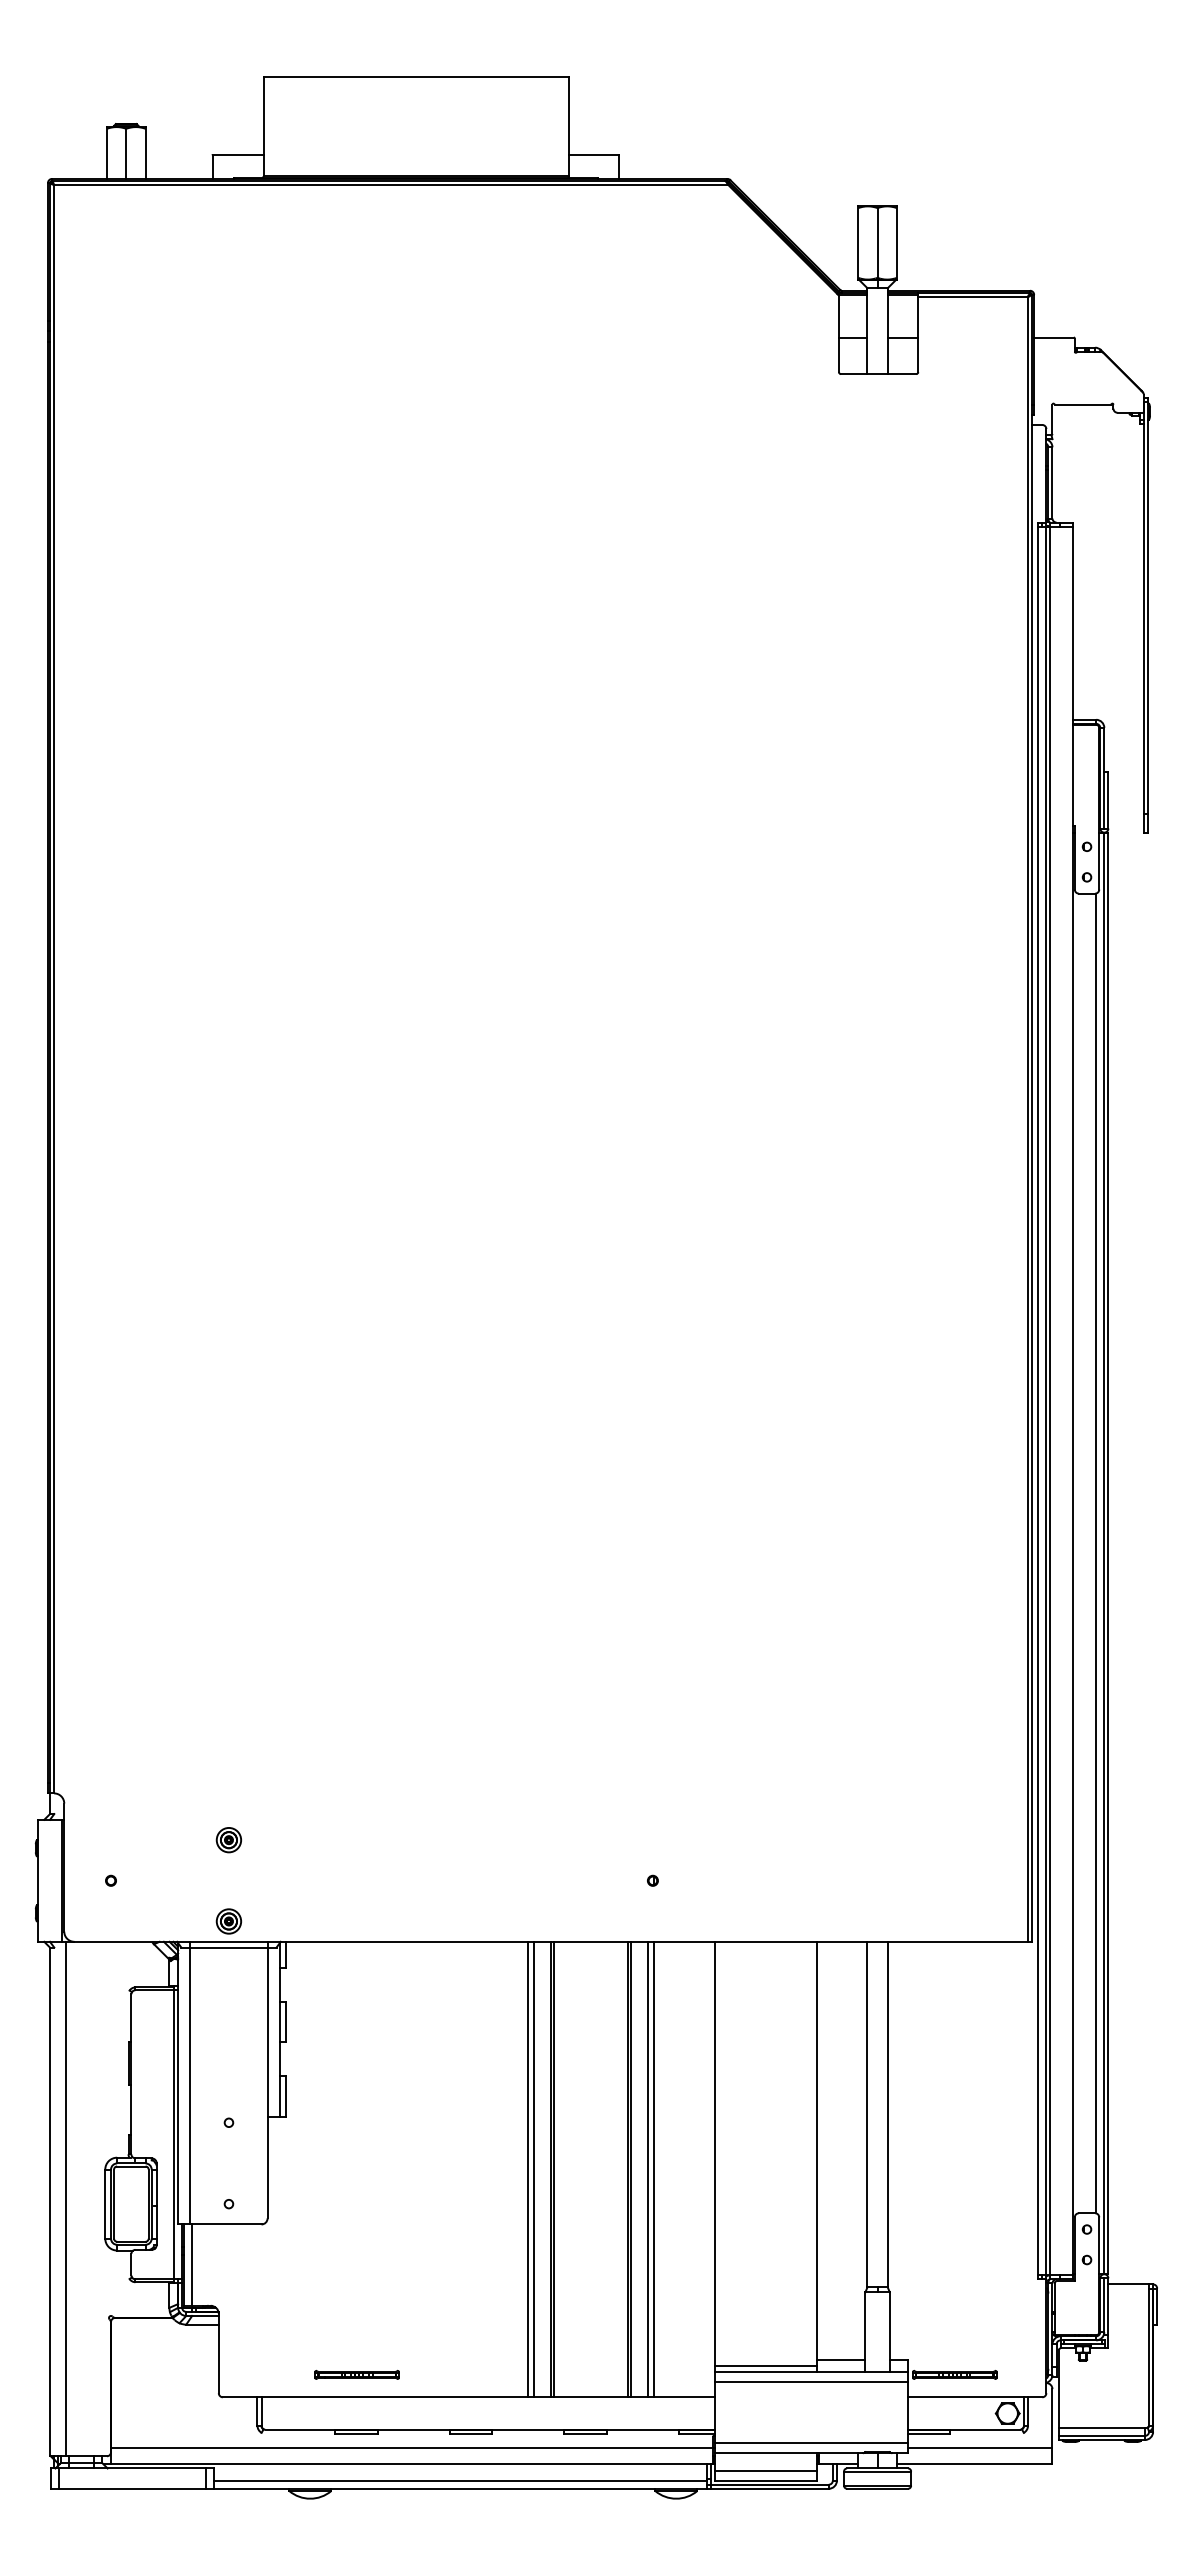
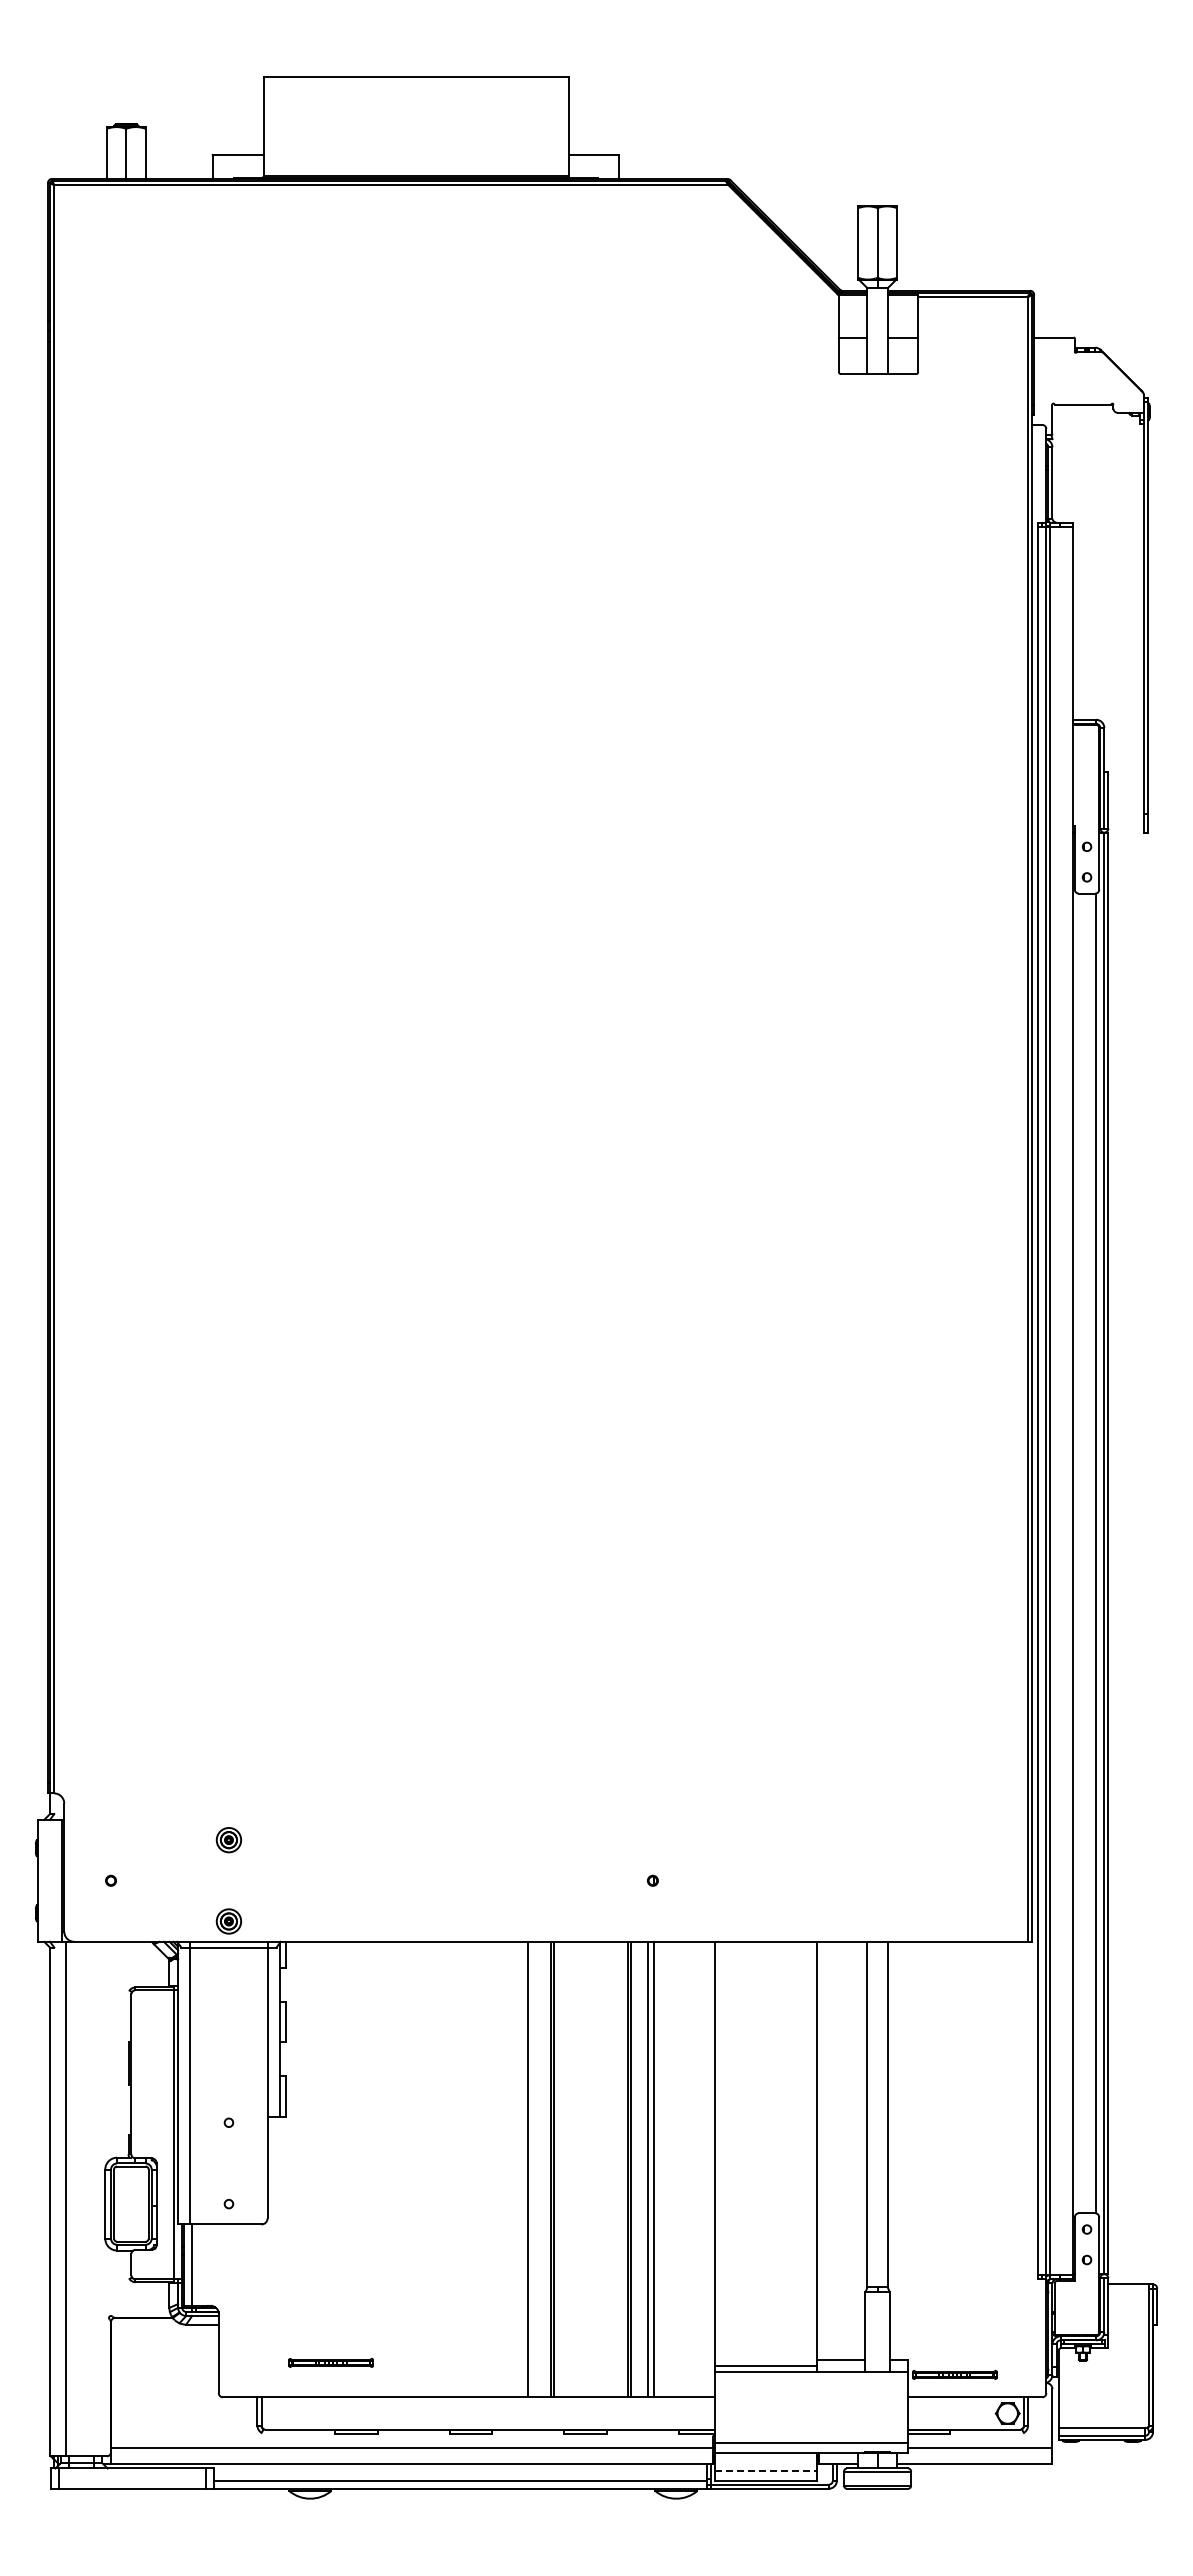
line: present -> none (533, 2169)
part position: (356, 2374) -> (330, 2362) (330, 2362)
line: present -> none (811, 2382)
line: solid -> dashed (765, 2471)
